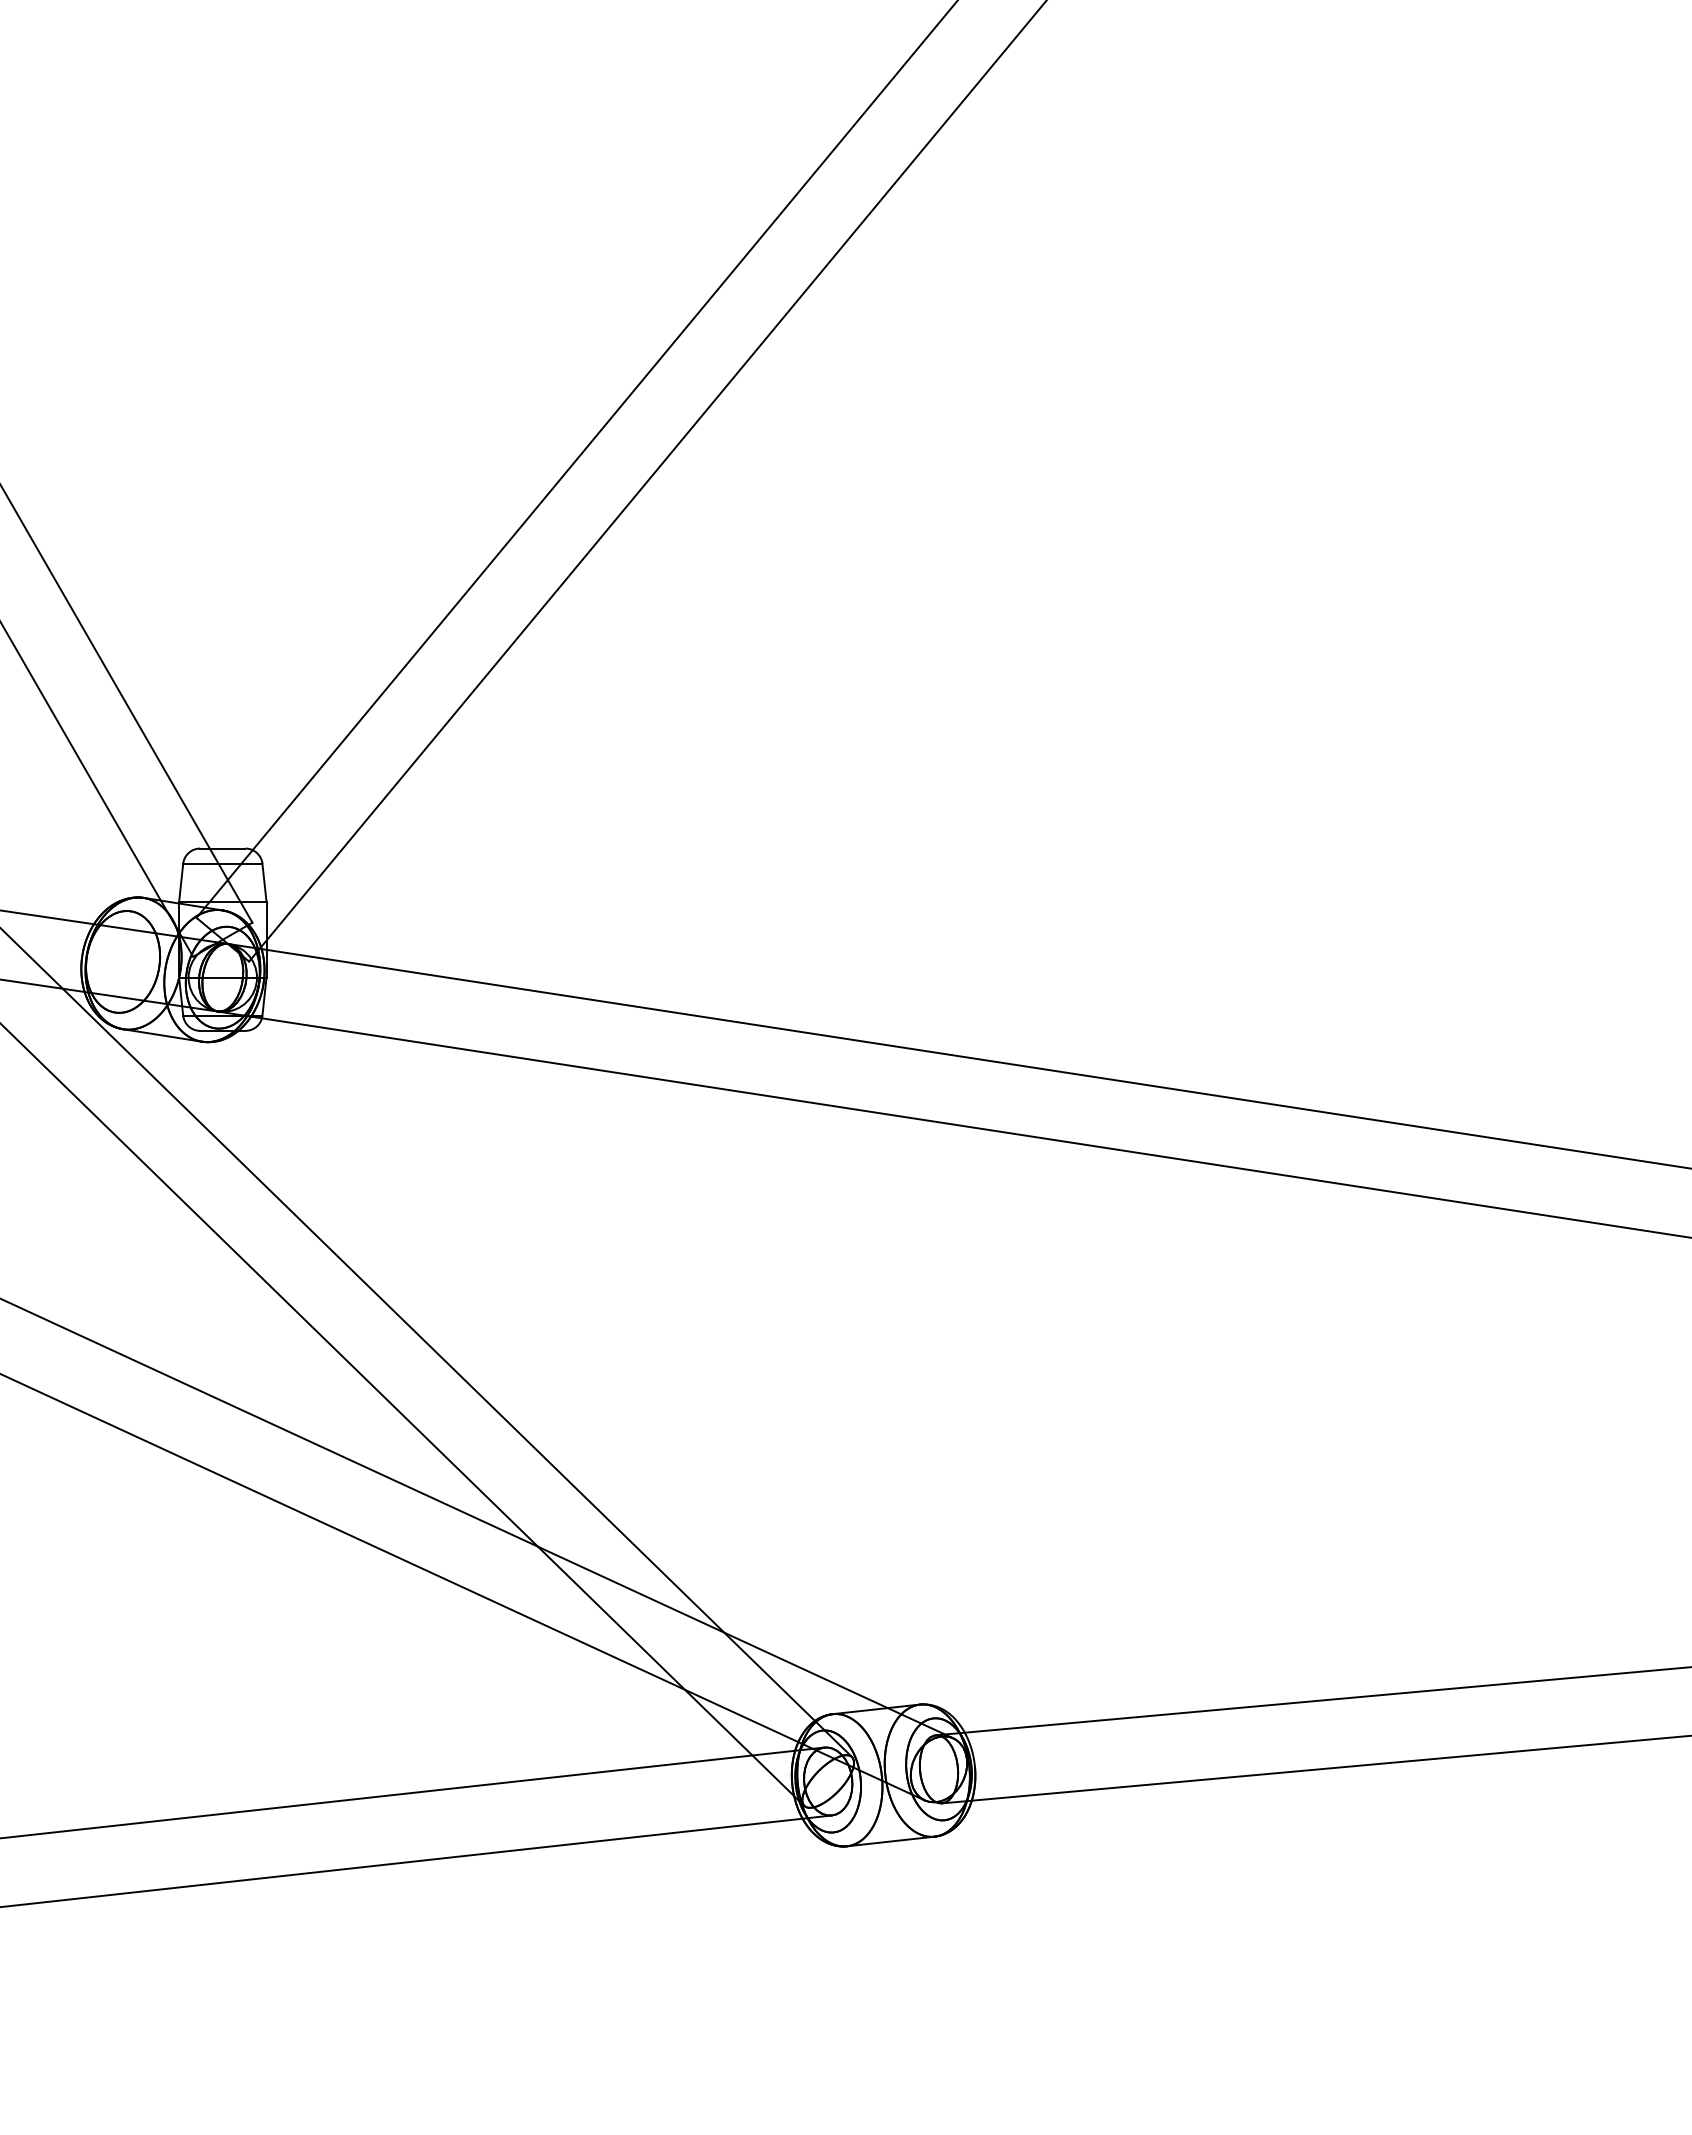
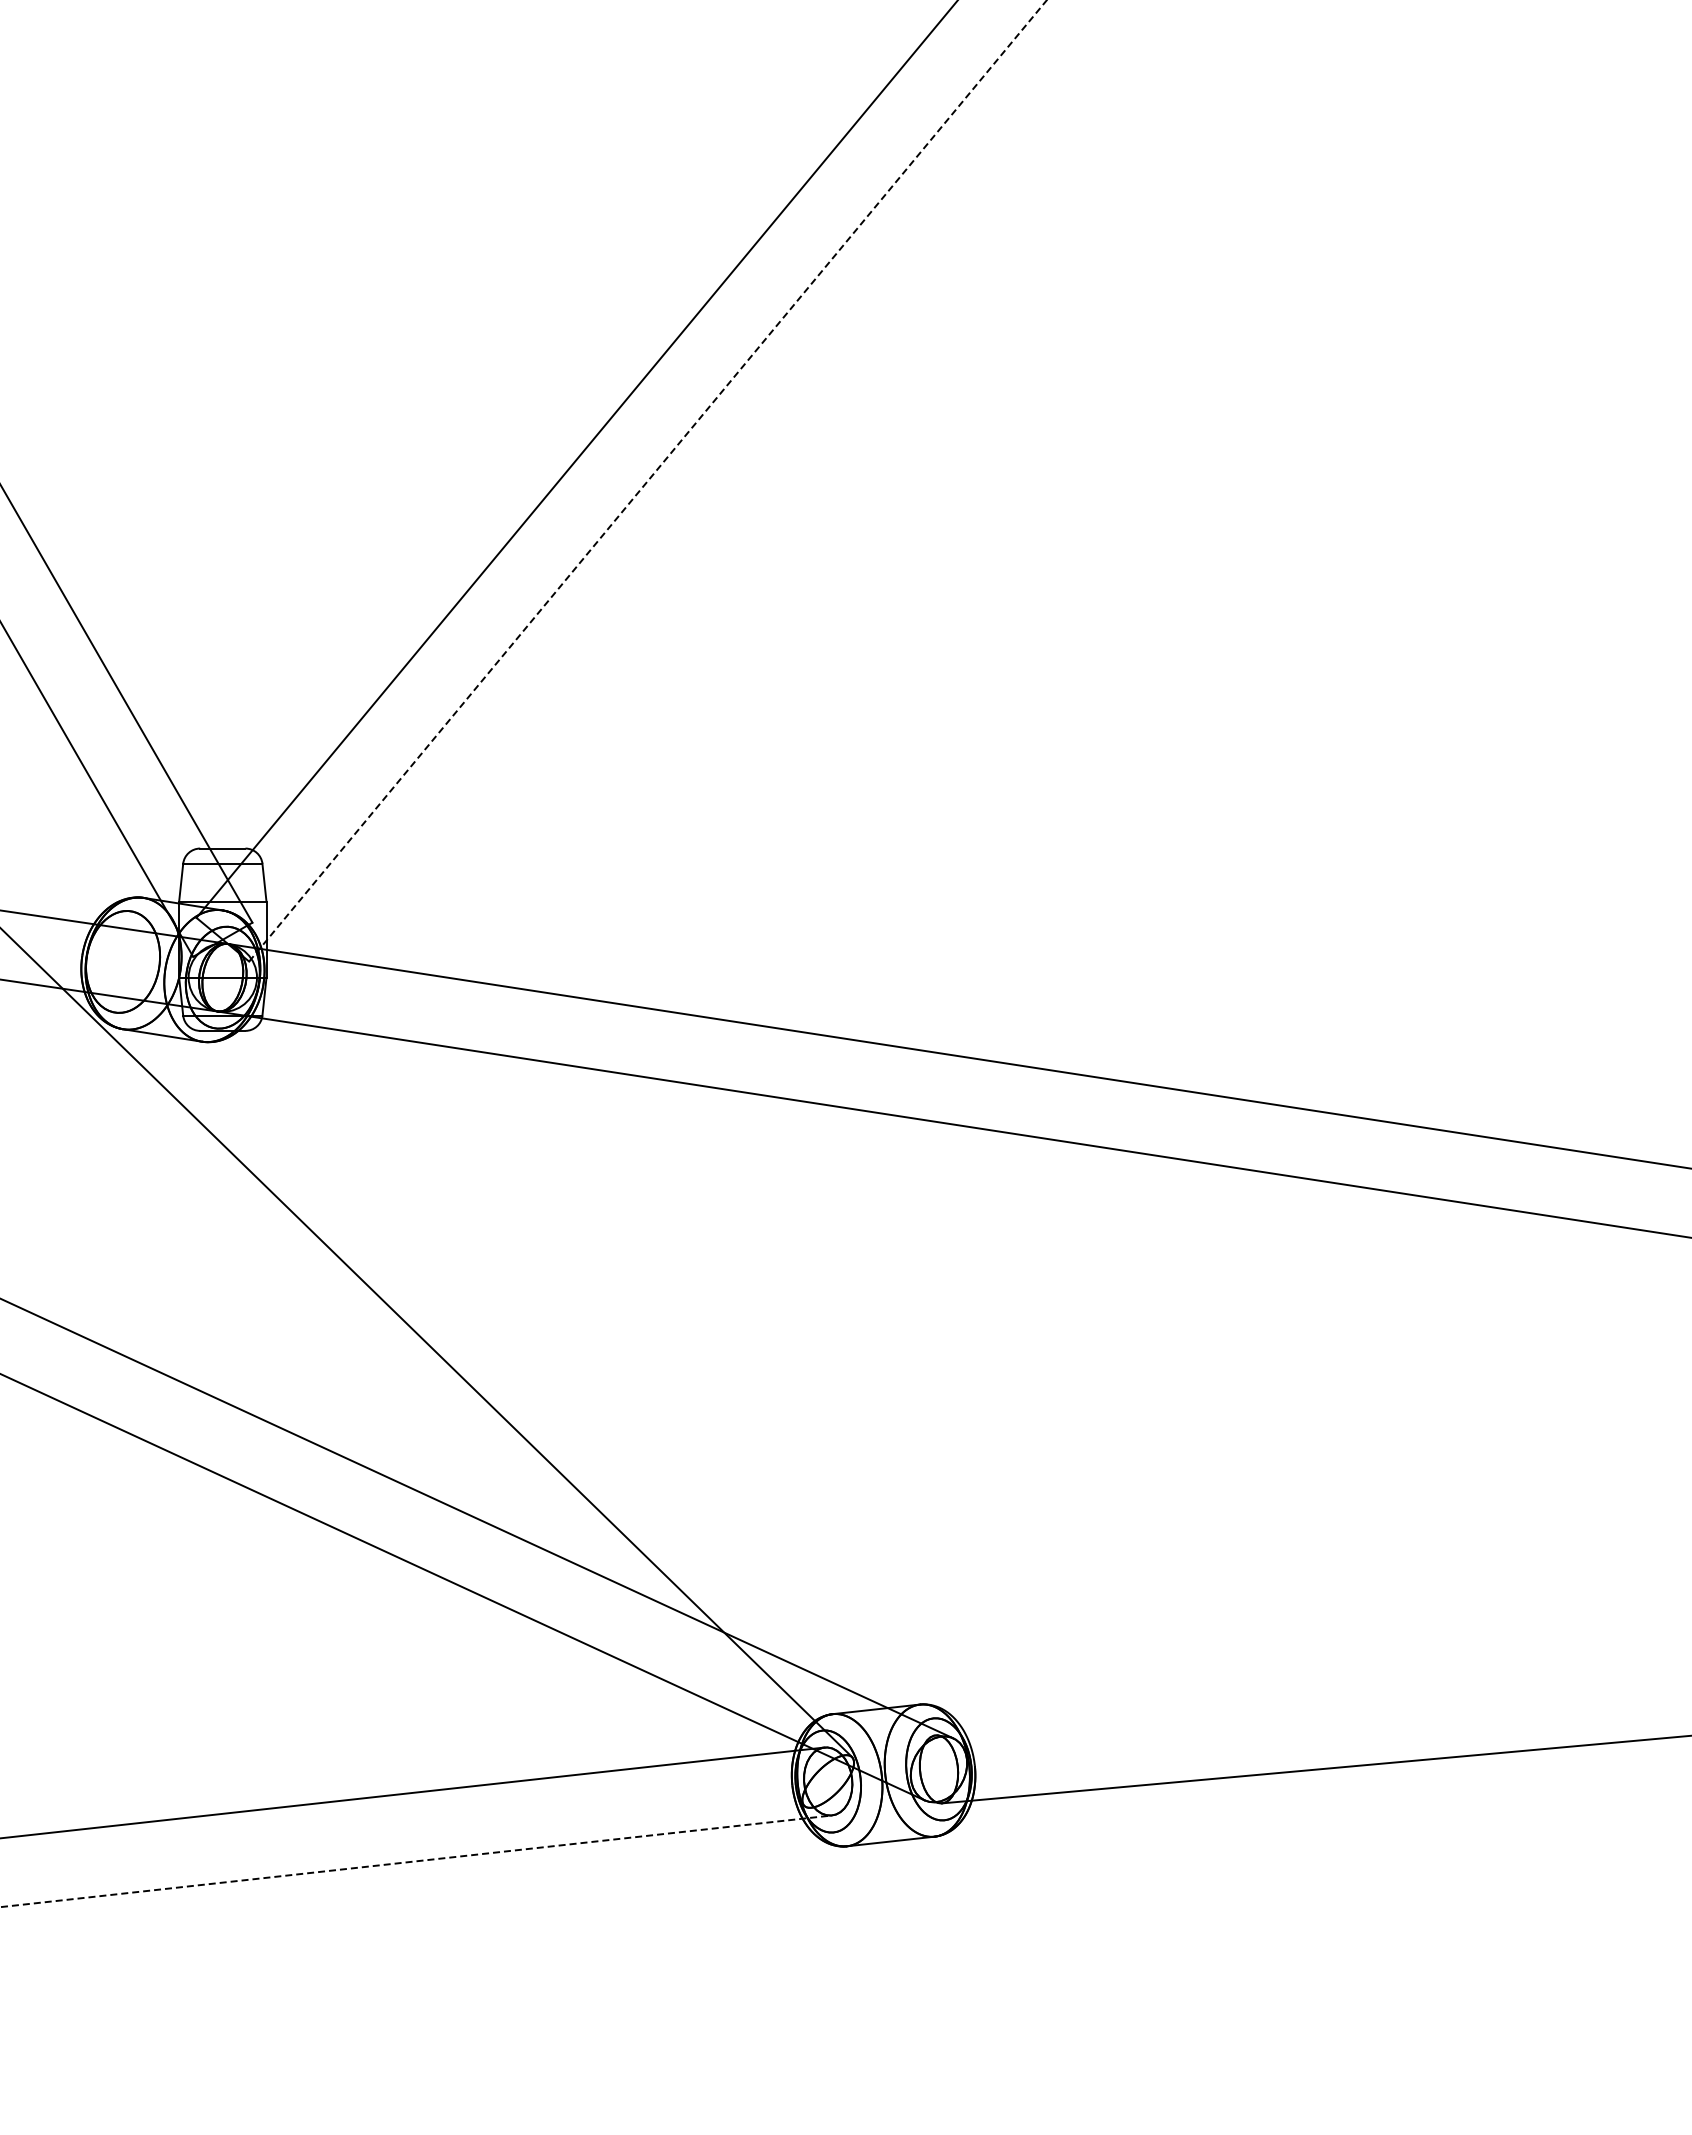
line: solid -> dashed (648, 480)
line: present -> none (403, 1415)
line: present -> none (1311, 1701)
line: solid -> dashed (416, 1861)
